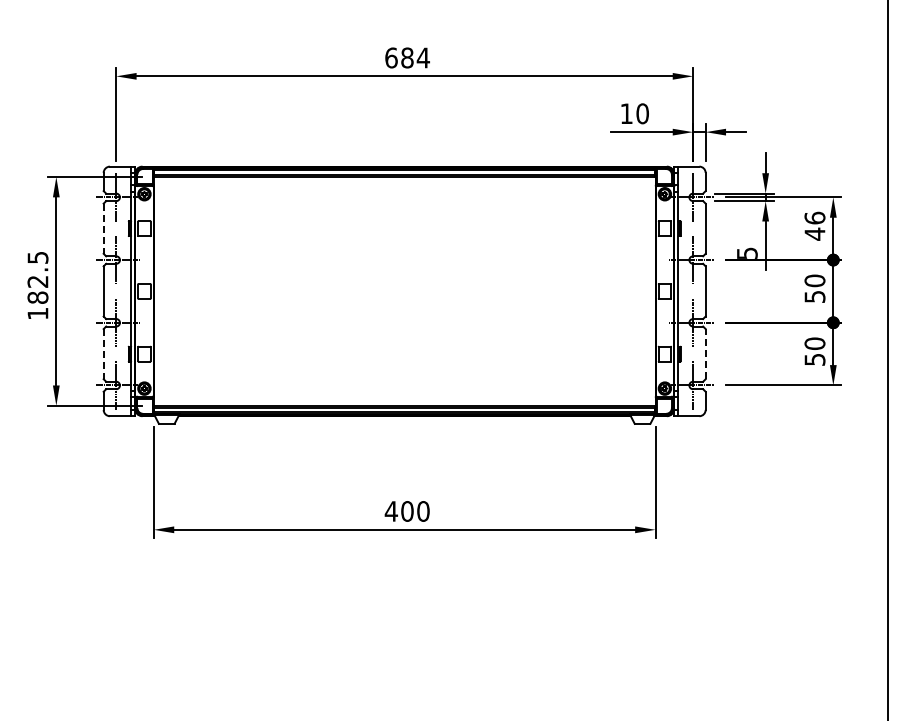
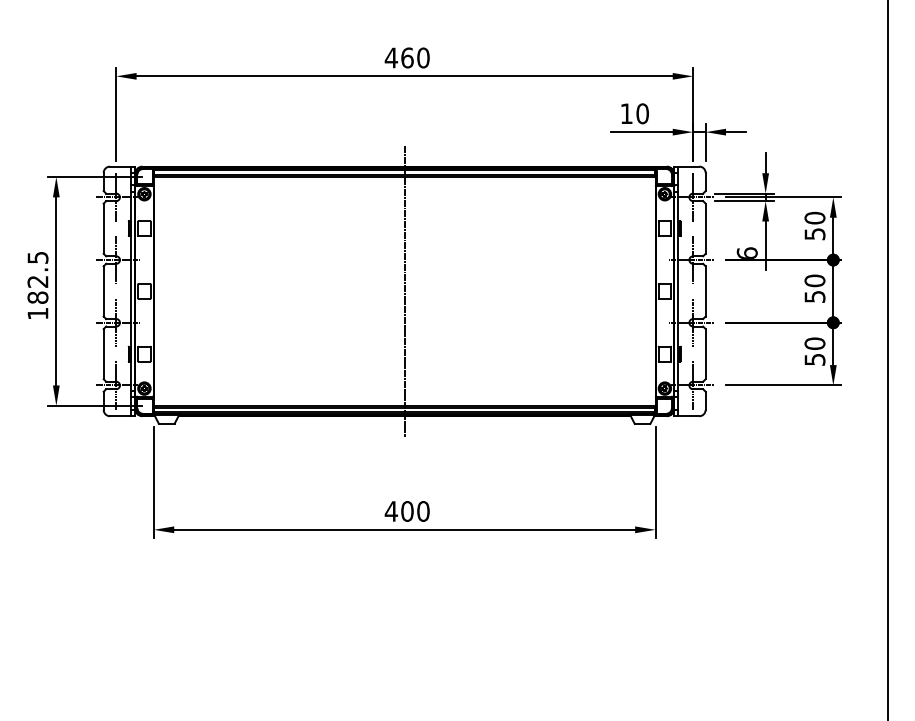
text: 684 -> 460 (406, 57)
text: 46 -> 50 (814, 225)
line: dashed -> solid (103, 229)
text: 5 -> 6 (746, 252)
line: none -> present (404, 291)
line: dashed -> solid (705, 353)
line: dashed -> solid (103, 354)
